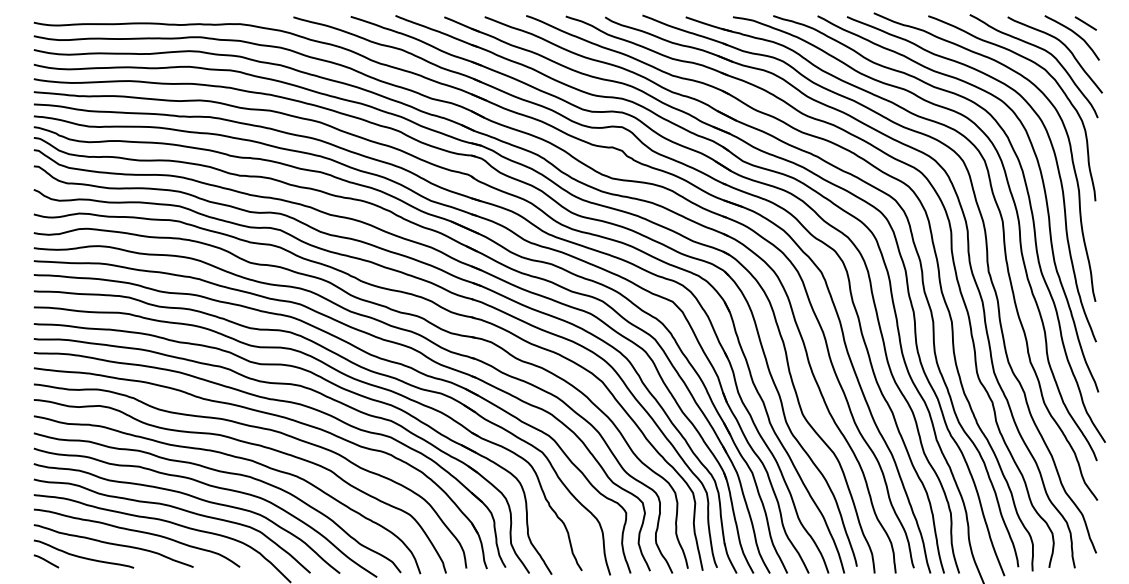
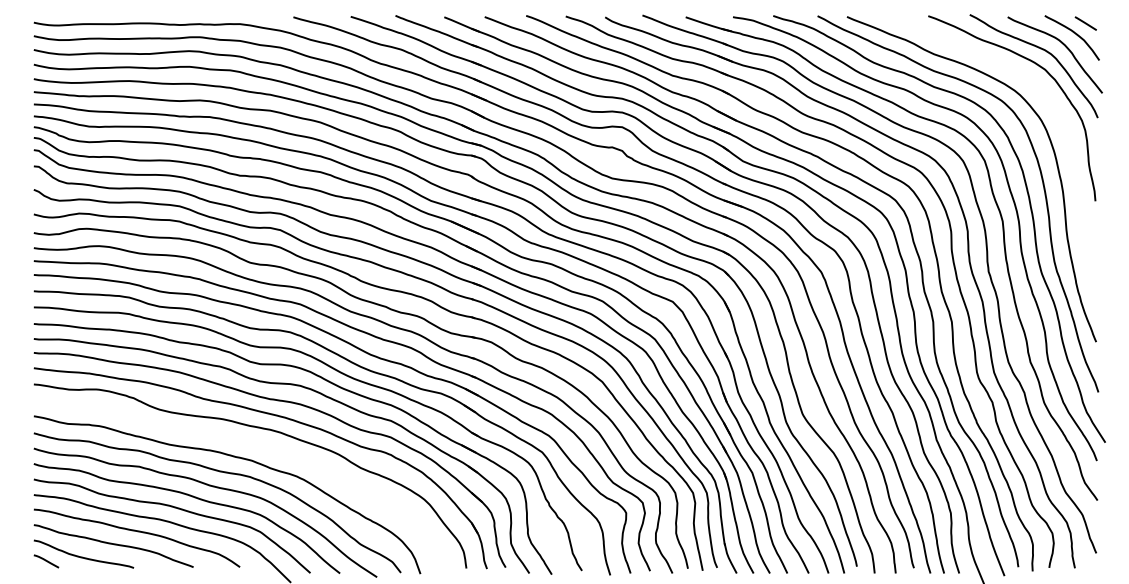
curve: present -> none (1059, 118)
curve: present -> none (249, 444)
